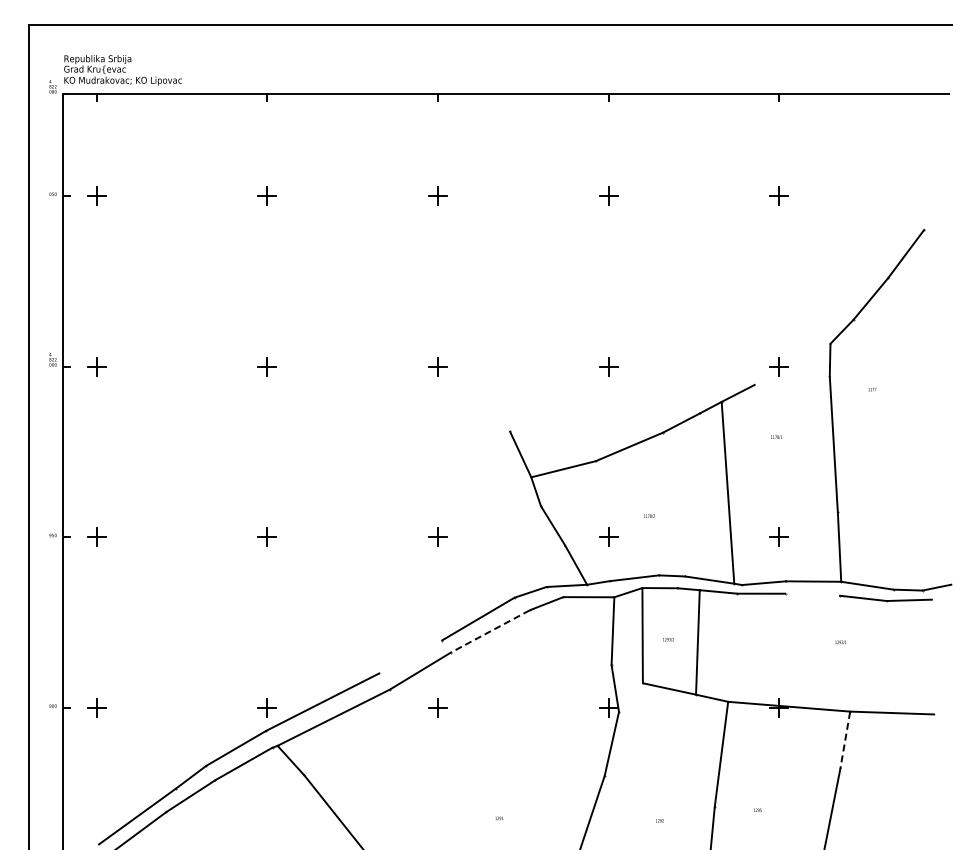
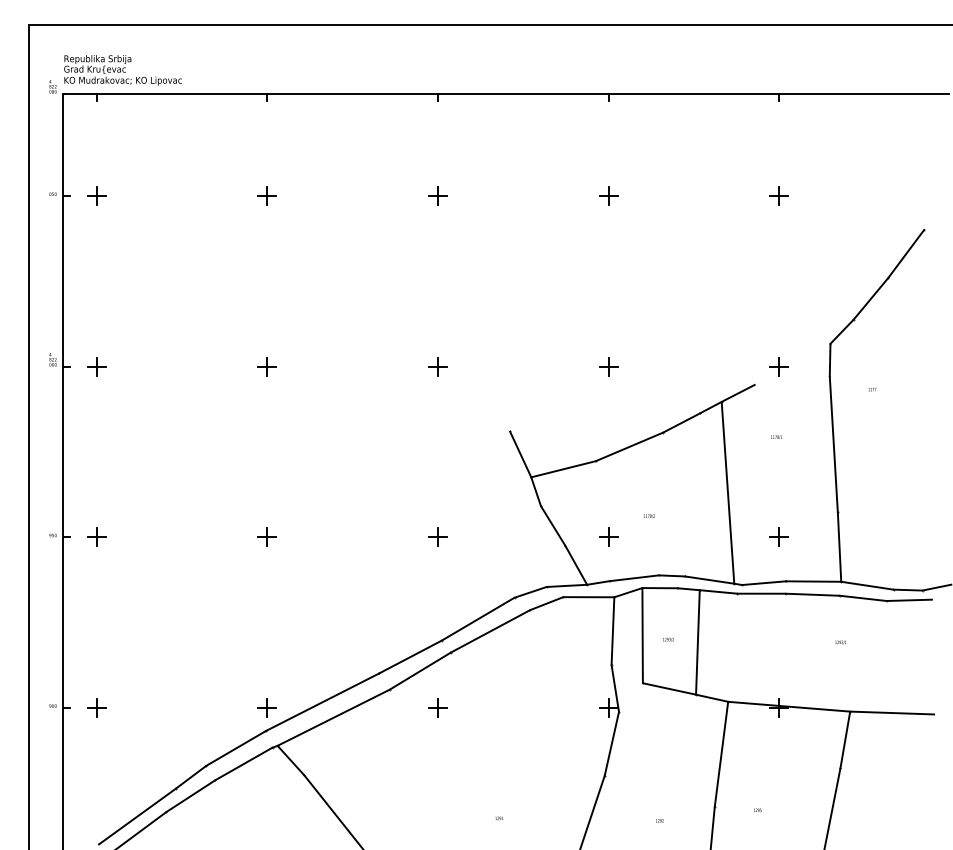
line: none -> present (812, 594)
line: dashed -> solid (490, 631)
line: none -> present (410, 656)
line: dashed -> solid (845, 740)
